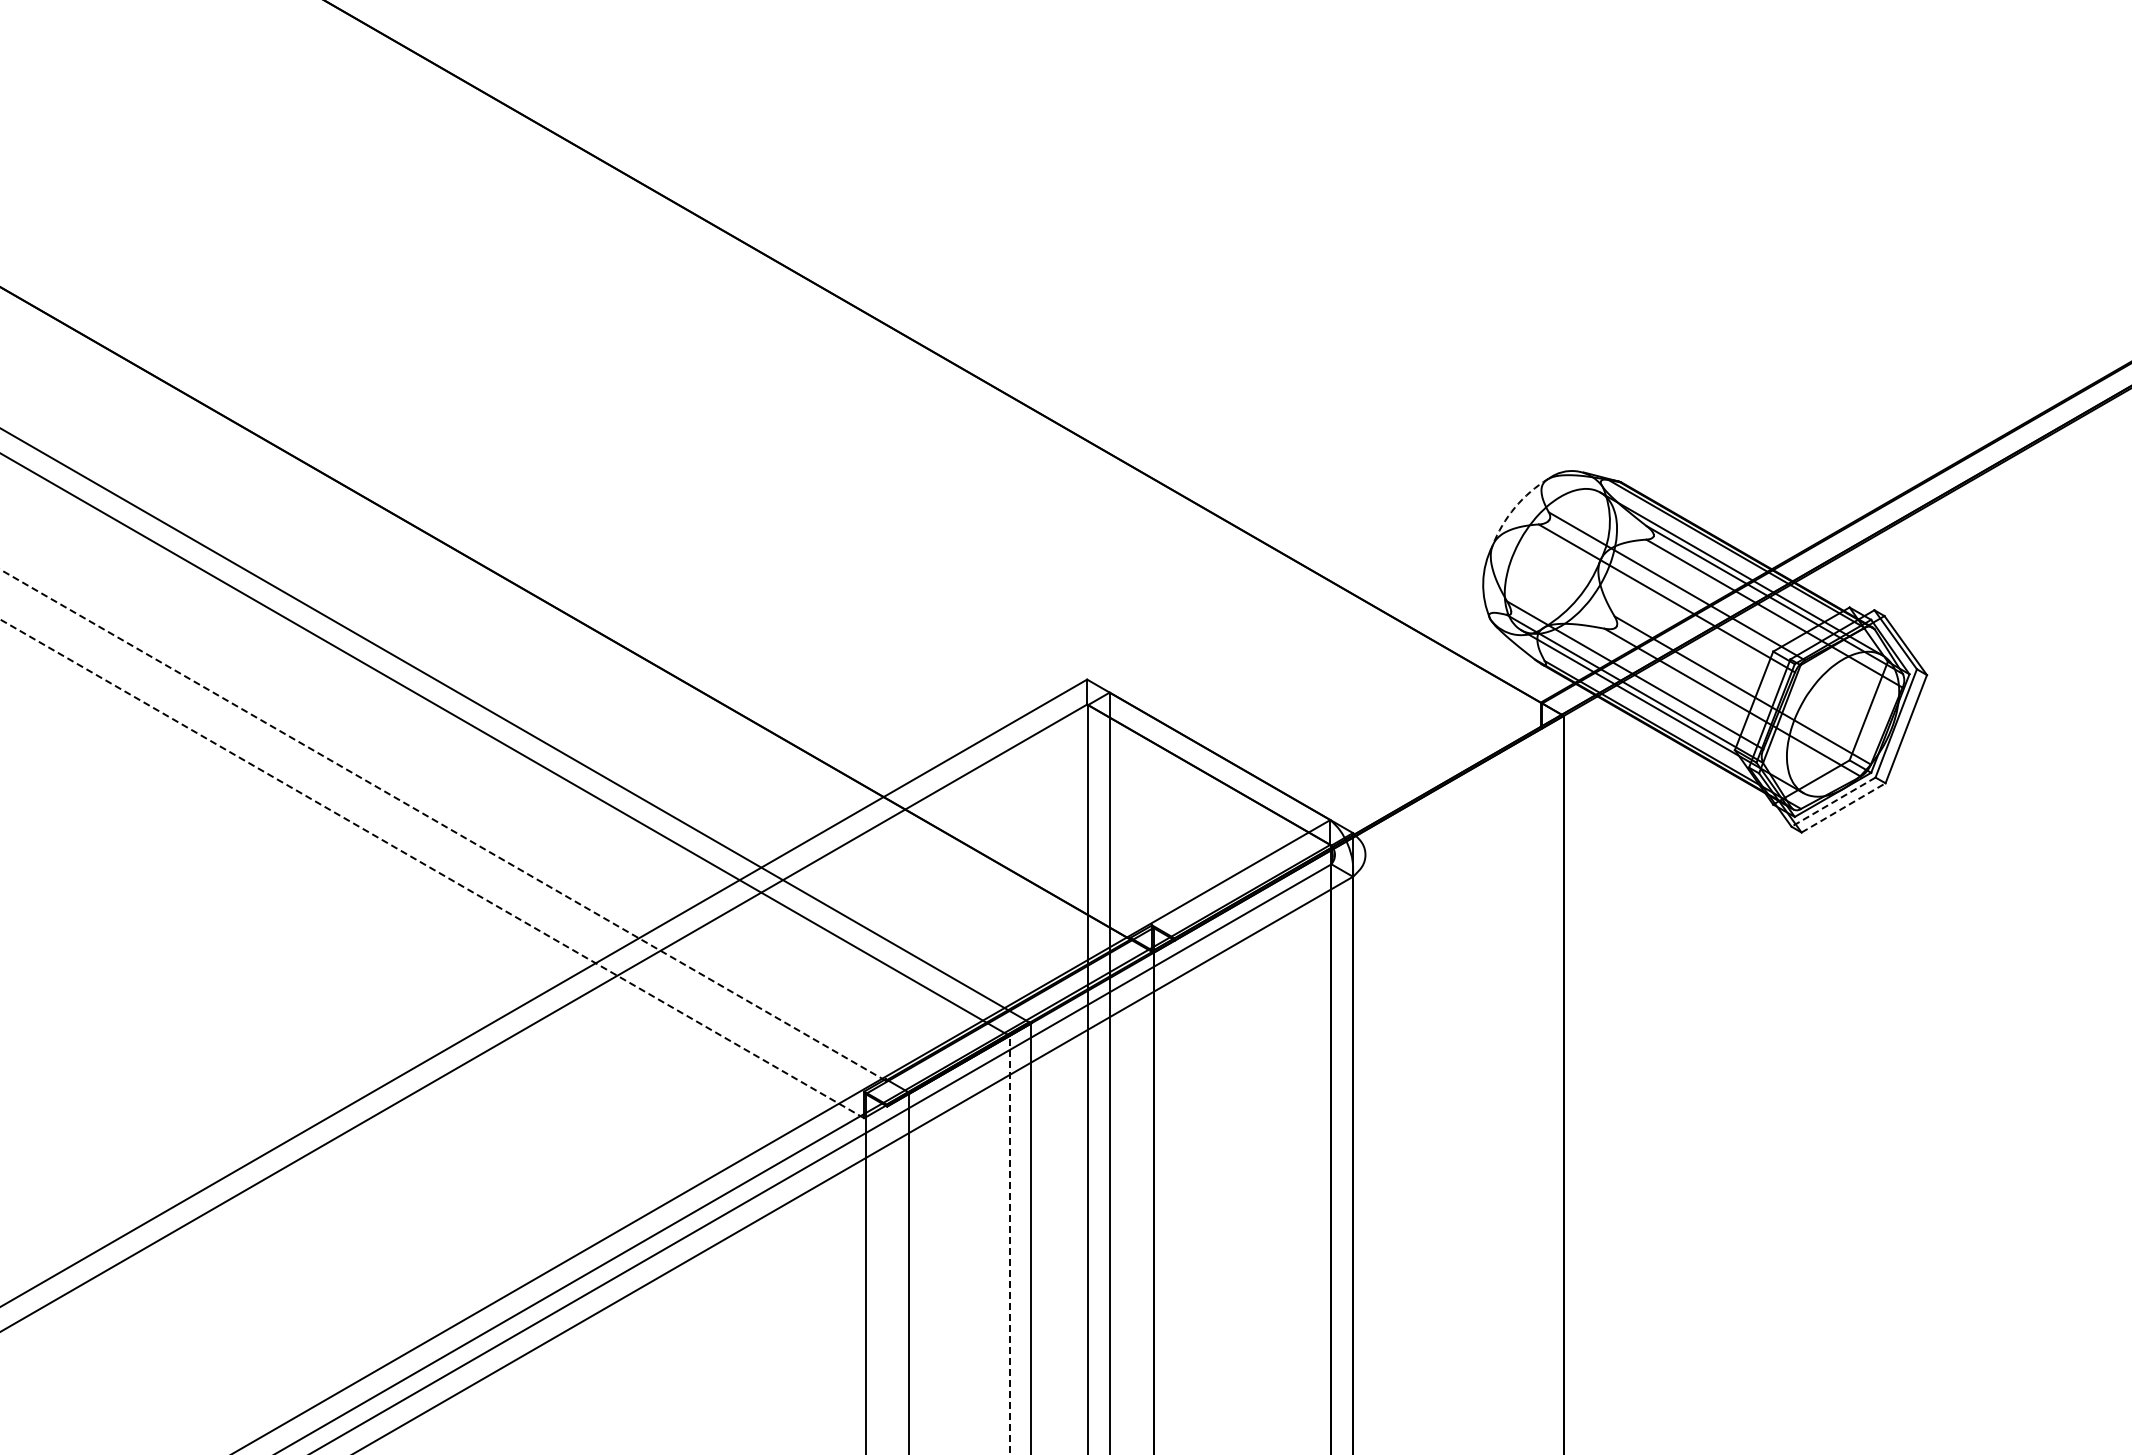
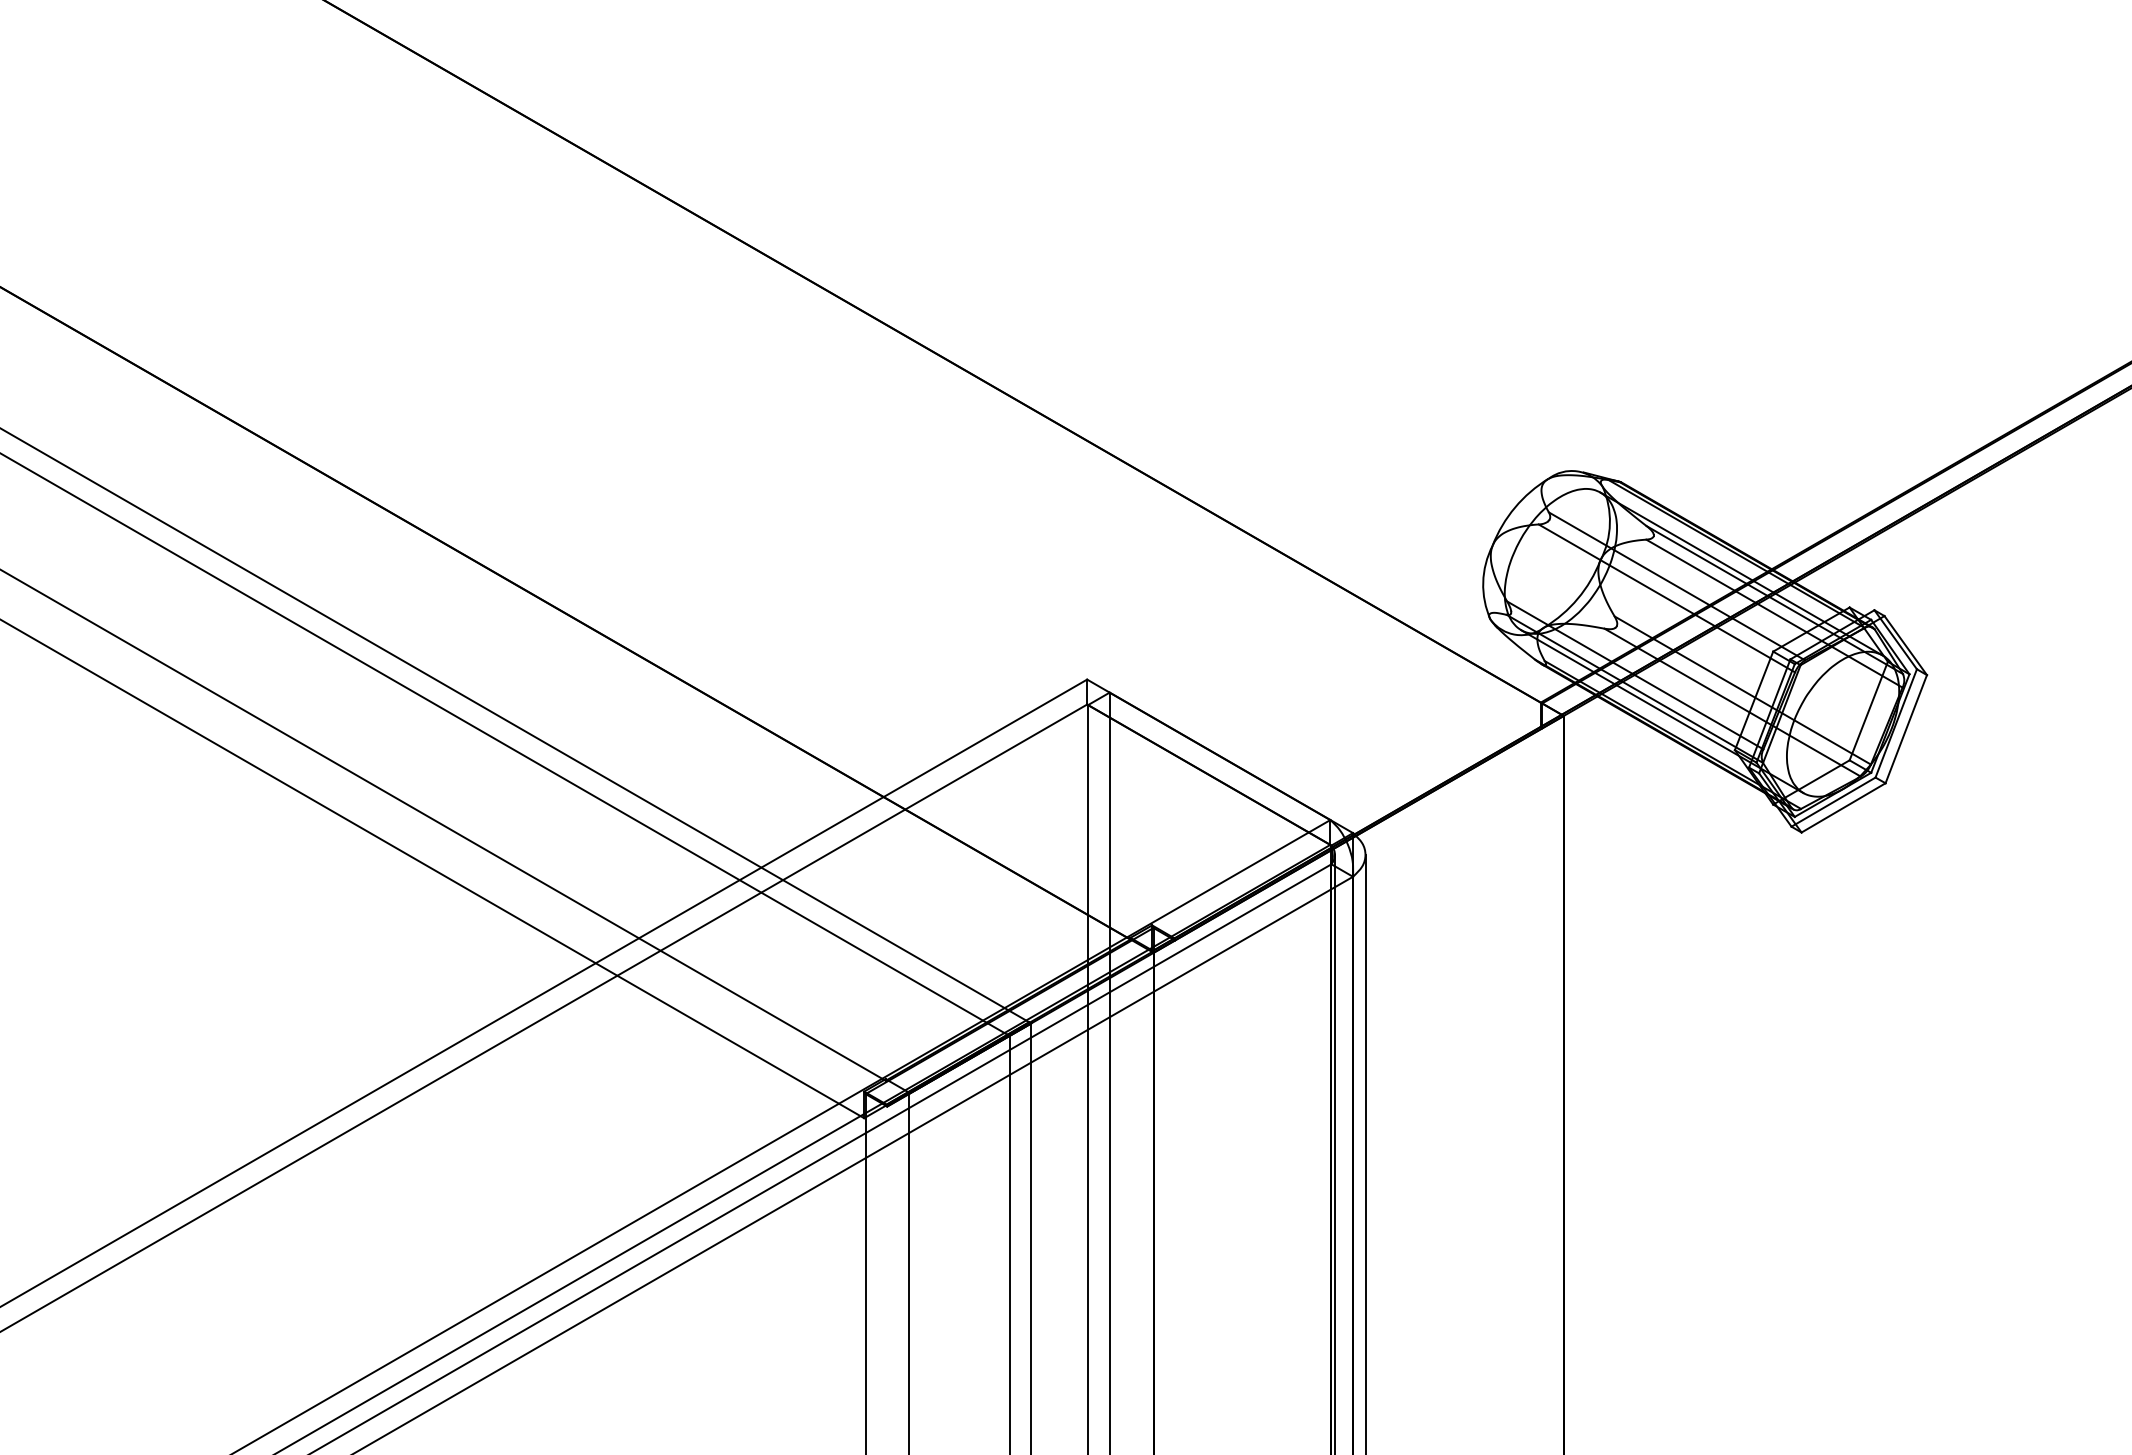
arc: dashed -> solid (1515, 507)
line: dashed -> solid (1833, 802)
line: dashed -> solid (1843, 807)
line: dashed -> solid (443, 825)
line: dashed -> solid (432, 868)
line: none -> present (1334, 1152)
line: none -> present (1365, 1152)
line: dashed -> solid (1009, 1244)
